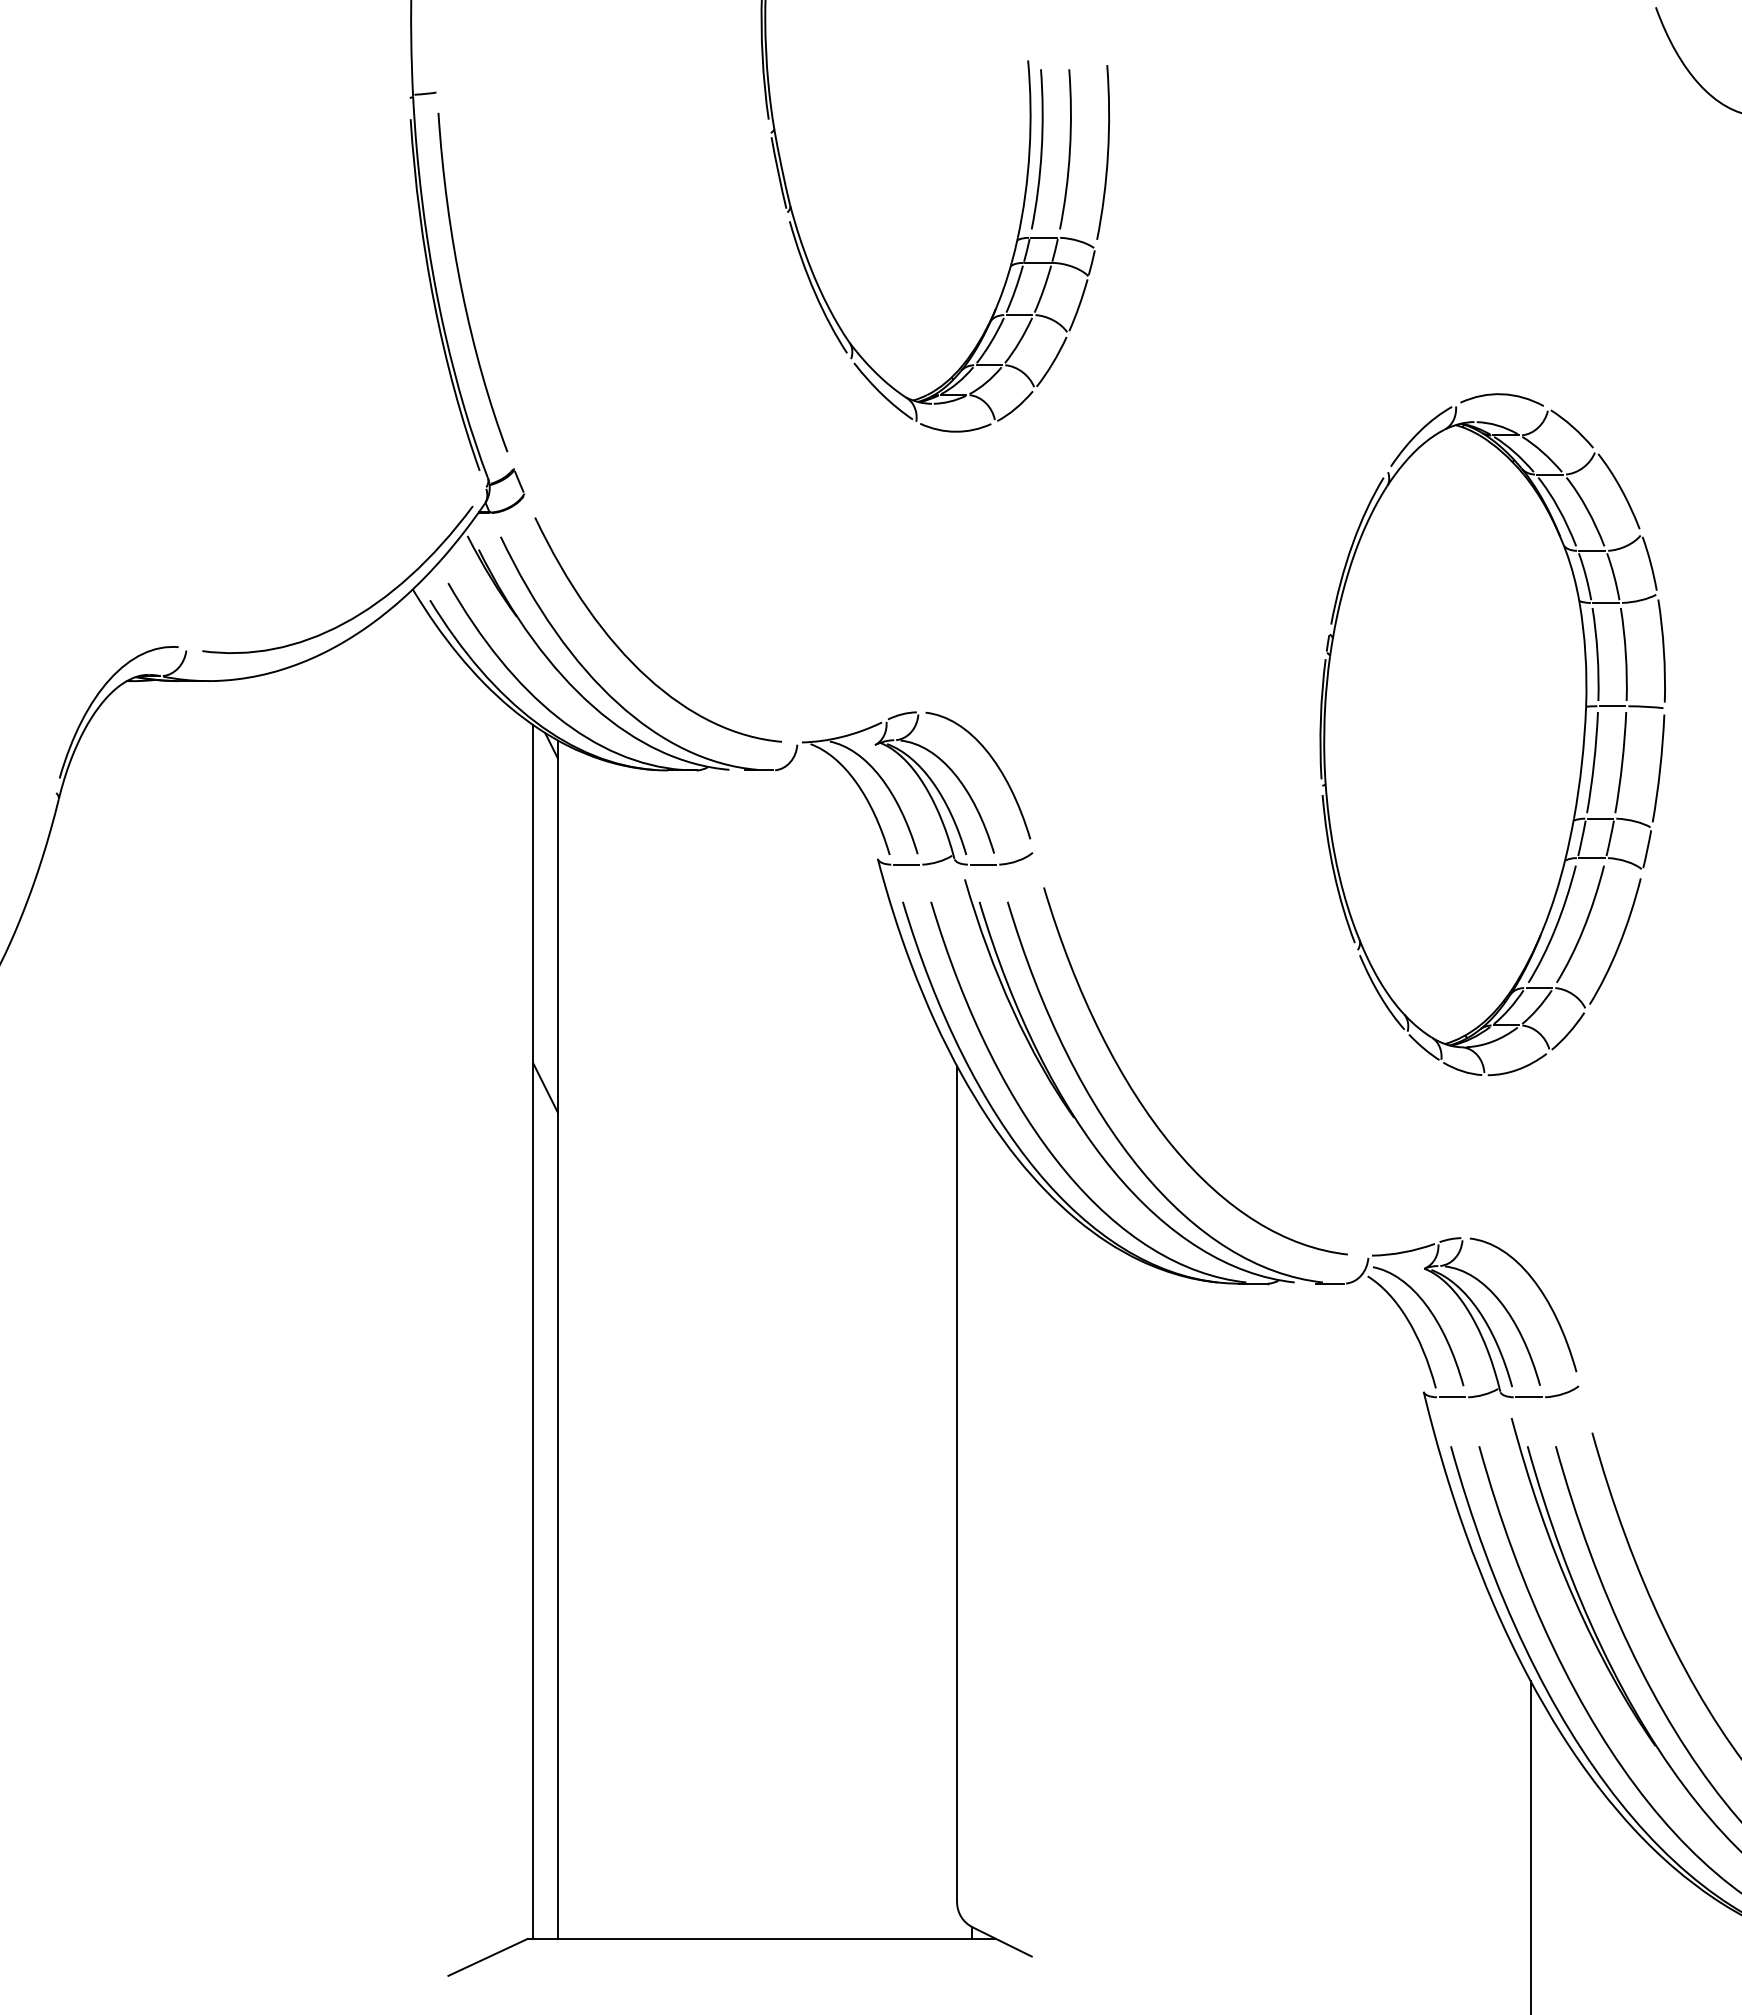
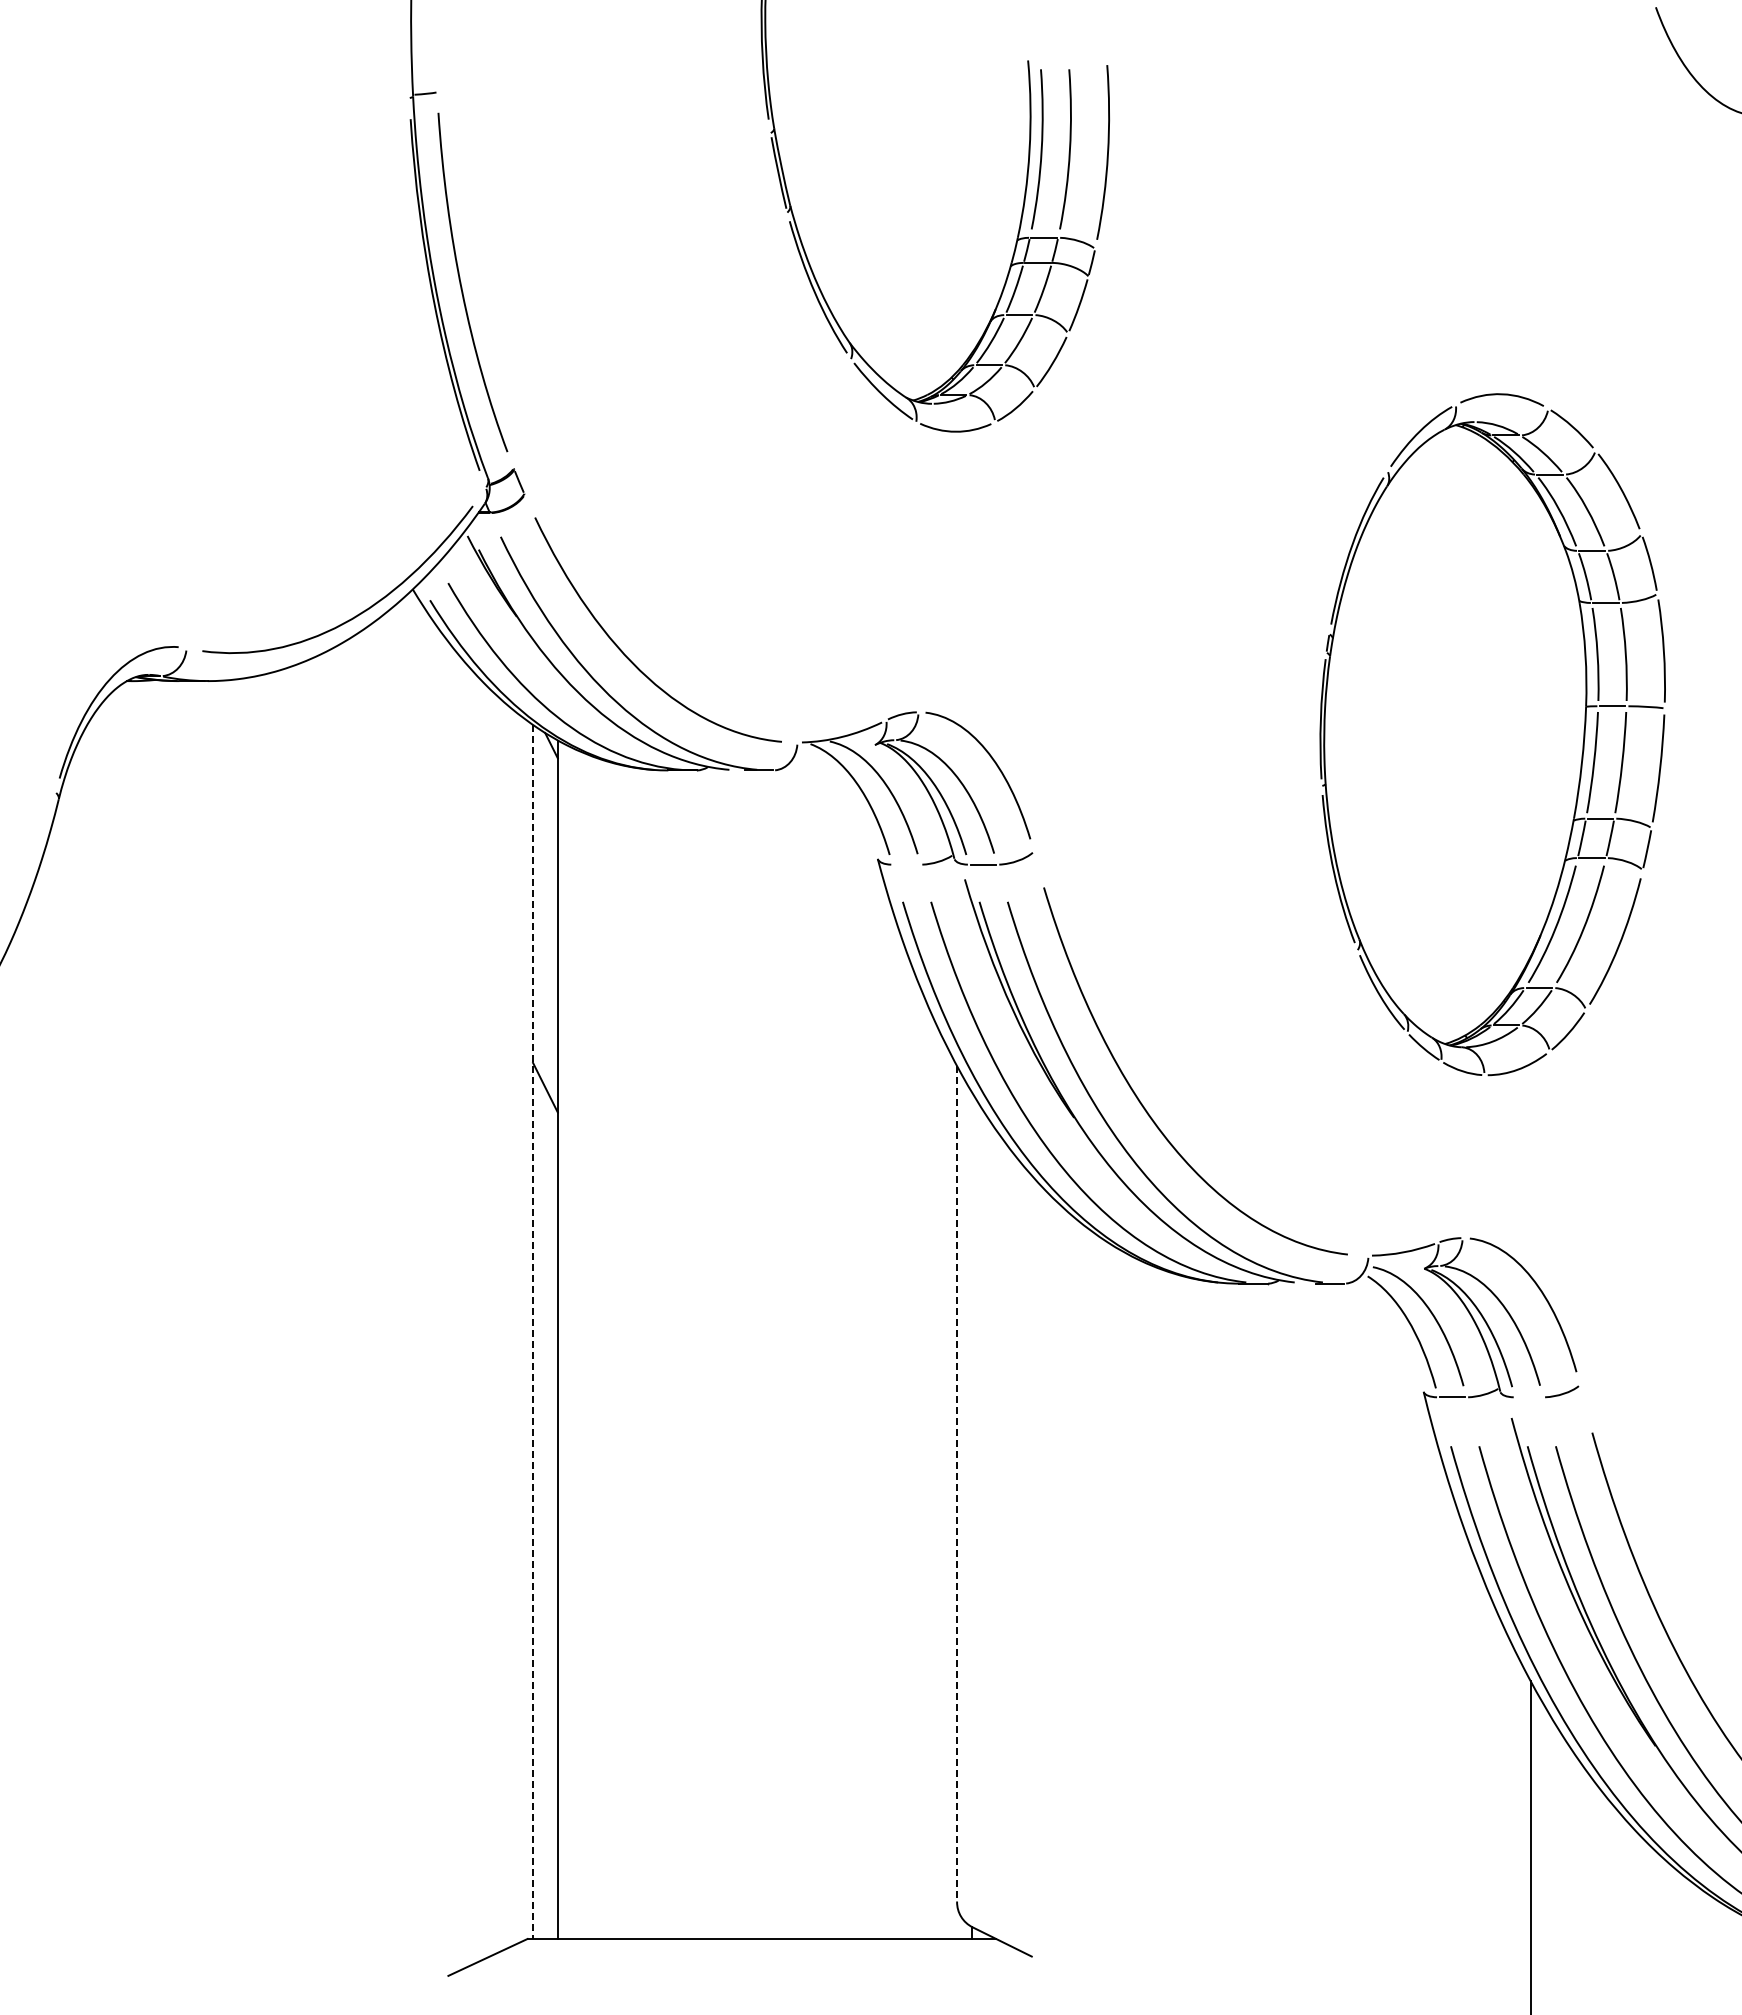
line: present -> none (906, 864)
line: solid -> dashed (533, 1331)
line: present -> none (1528, 1397)
line: solid -> dashed (957, 1483)
